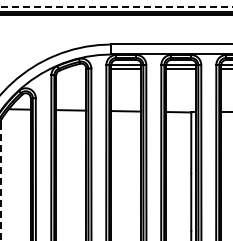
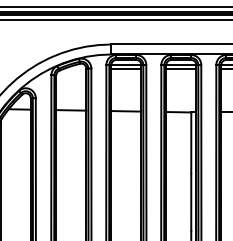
line: dashed -> solid (116, 6)
line: none -> present (115, 19)
line: dashed -> solid (0, 180)
